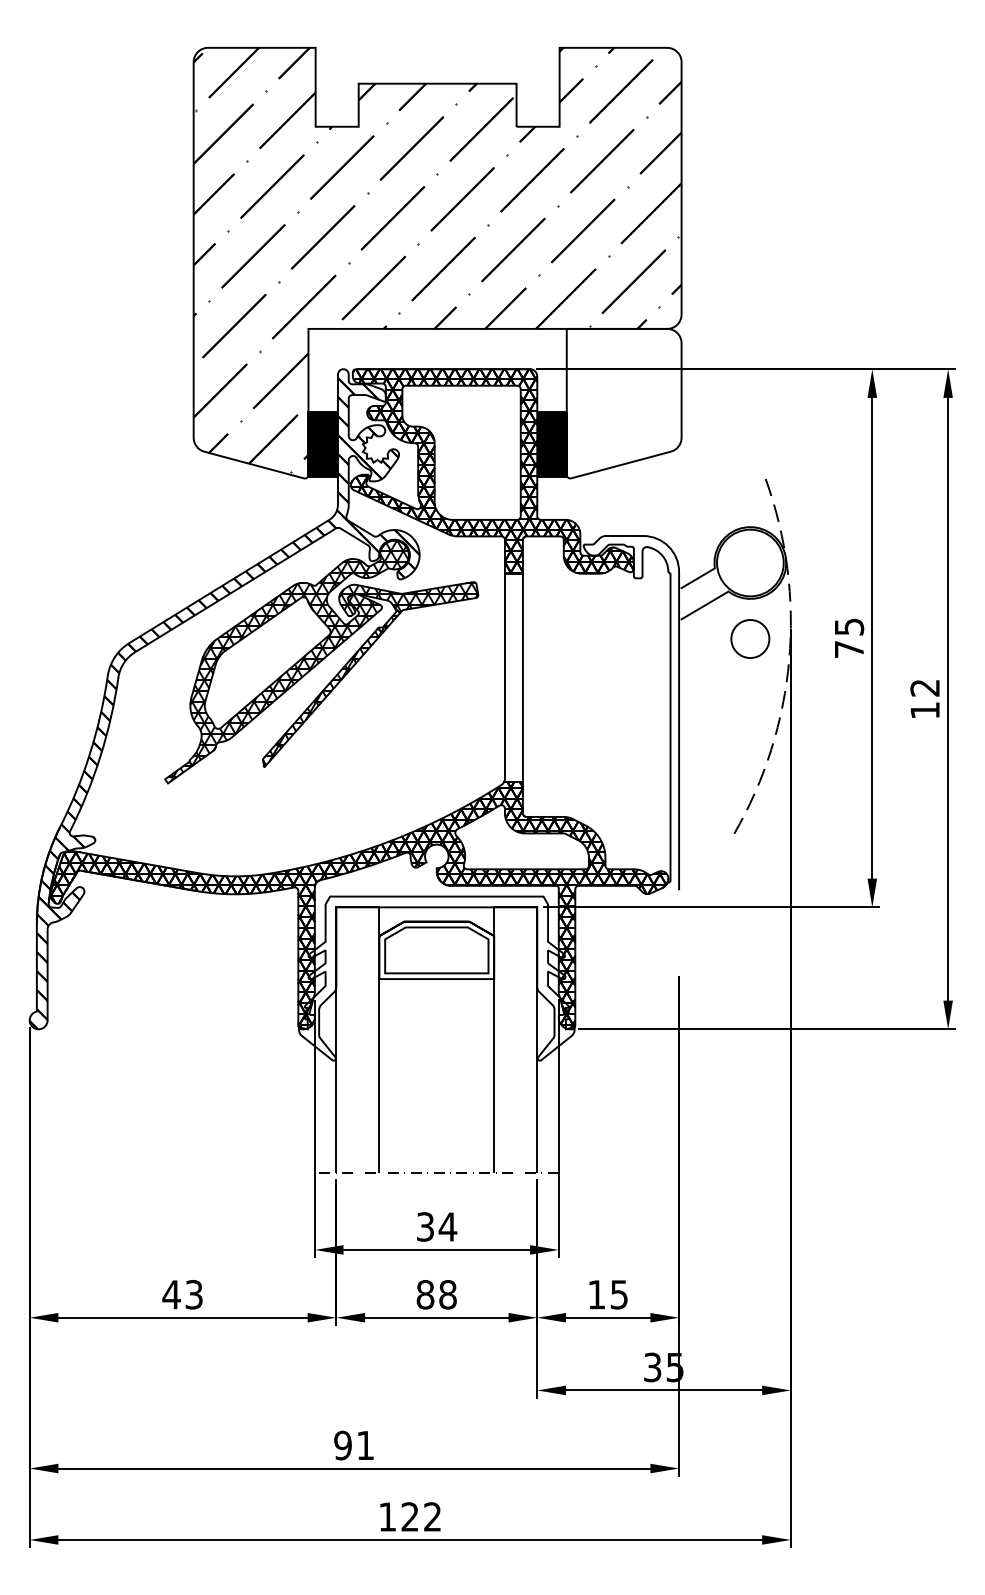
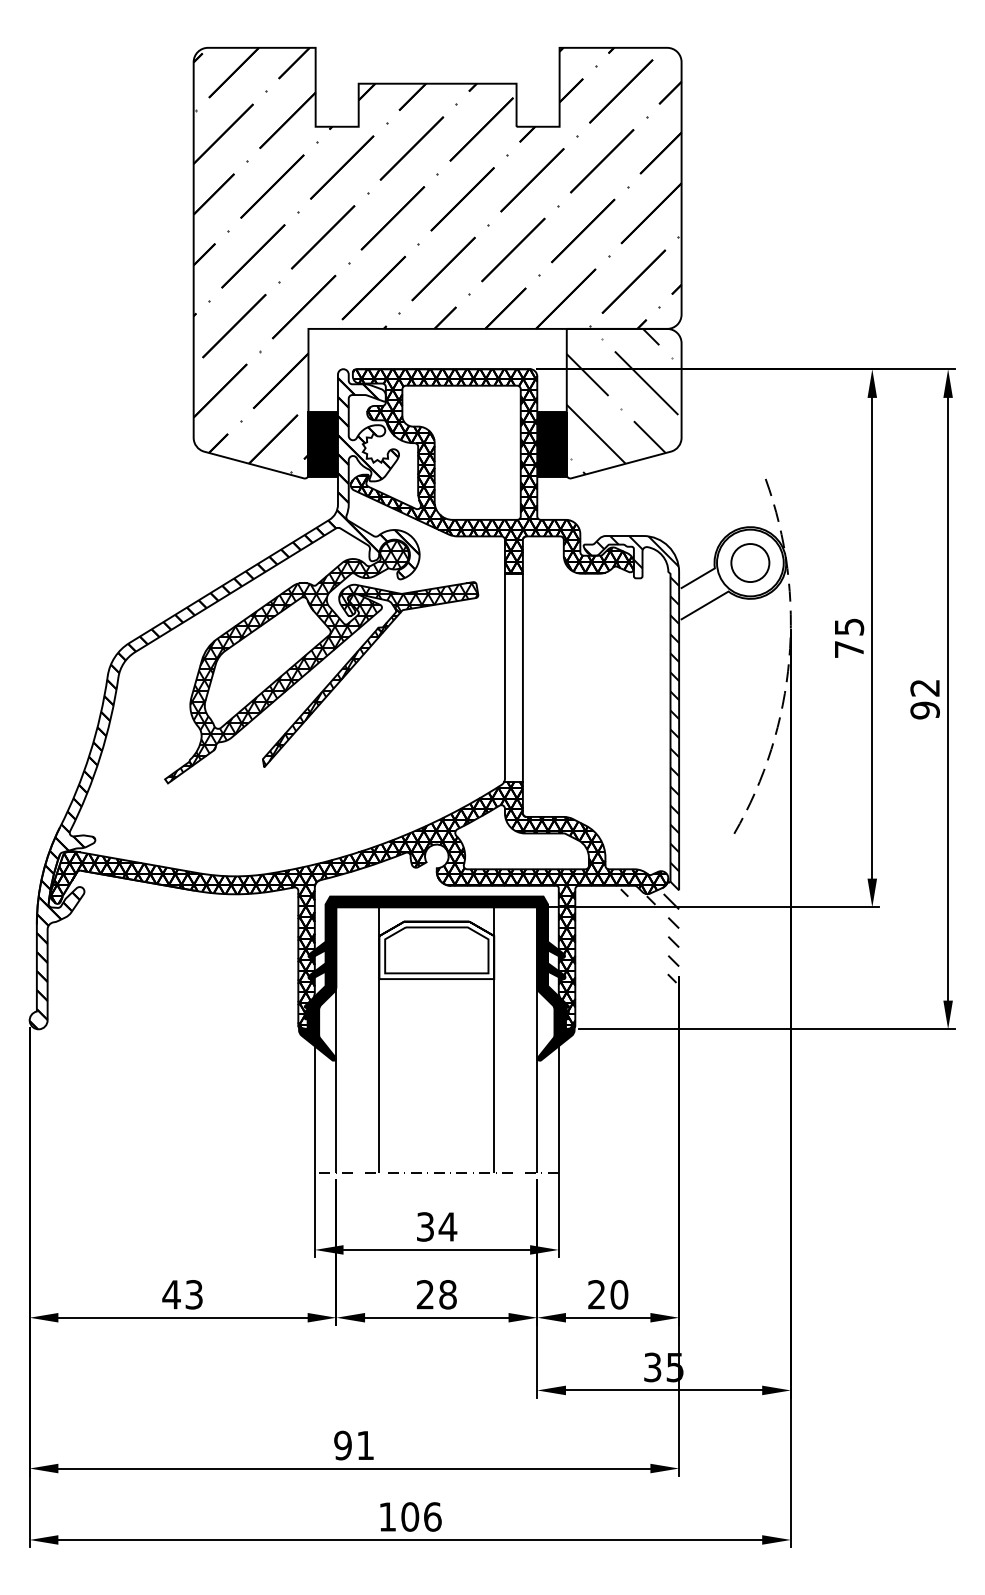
hatch: none -> present (622, 401)
circle position: (750, 638) -> (750, 562) (750, 562)
text: 12 -> 92 (924, 710)
hatch: none -> present (631, 759)
fill: none -> present (436, 978)
text: 88 -> 28 (425, 1294)
text: 15 -> 20 (608, 1294)
text: 122 -> 106 (421, 1516)
